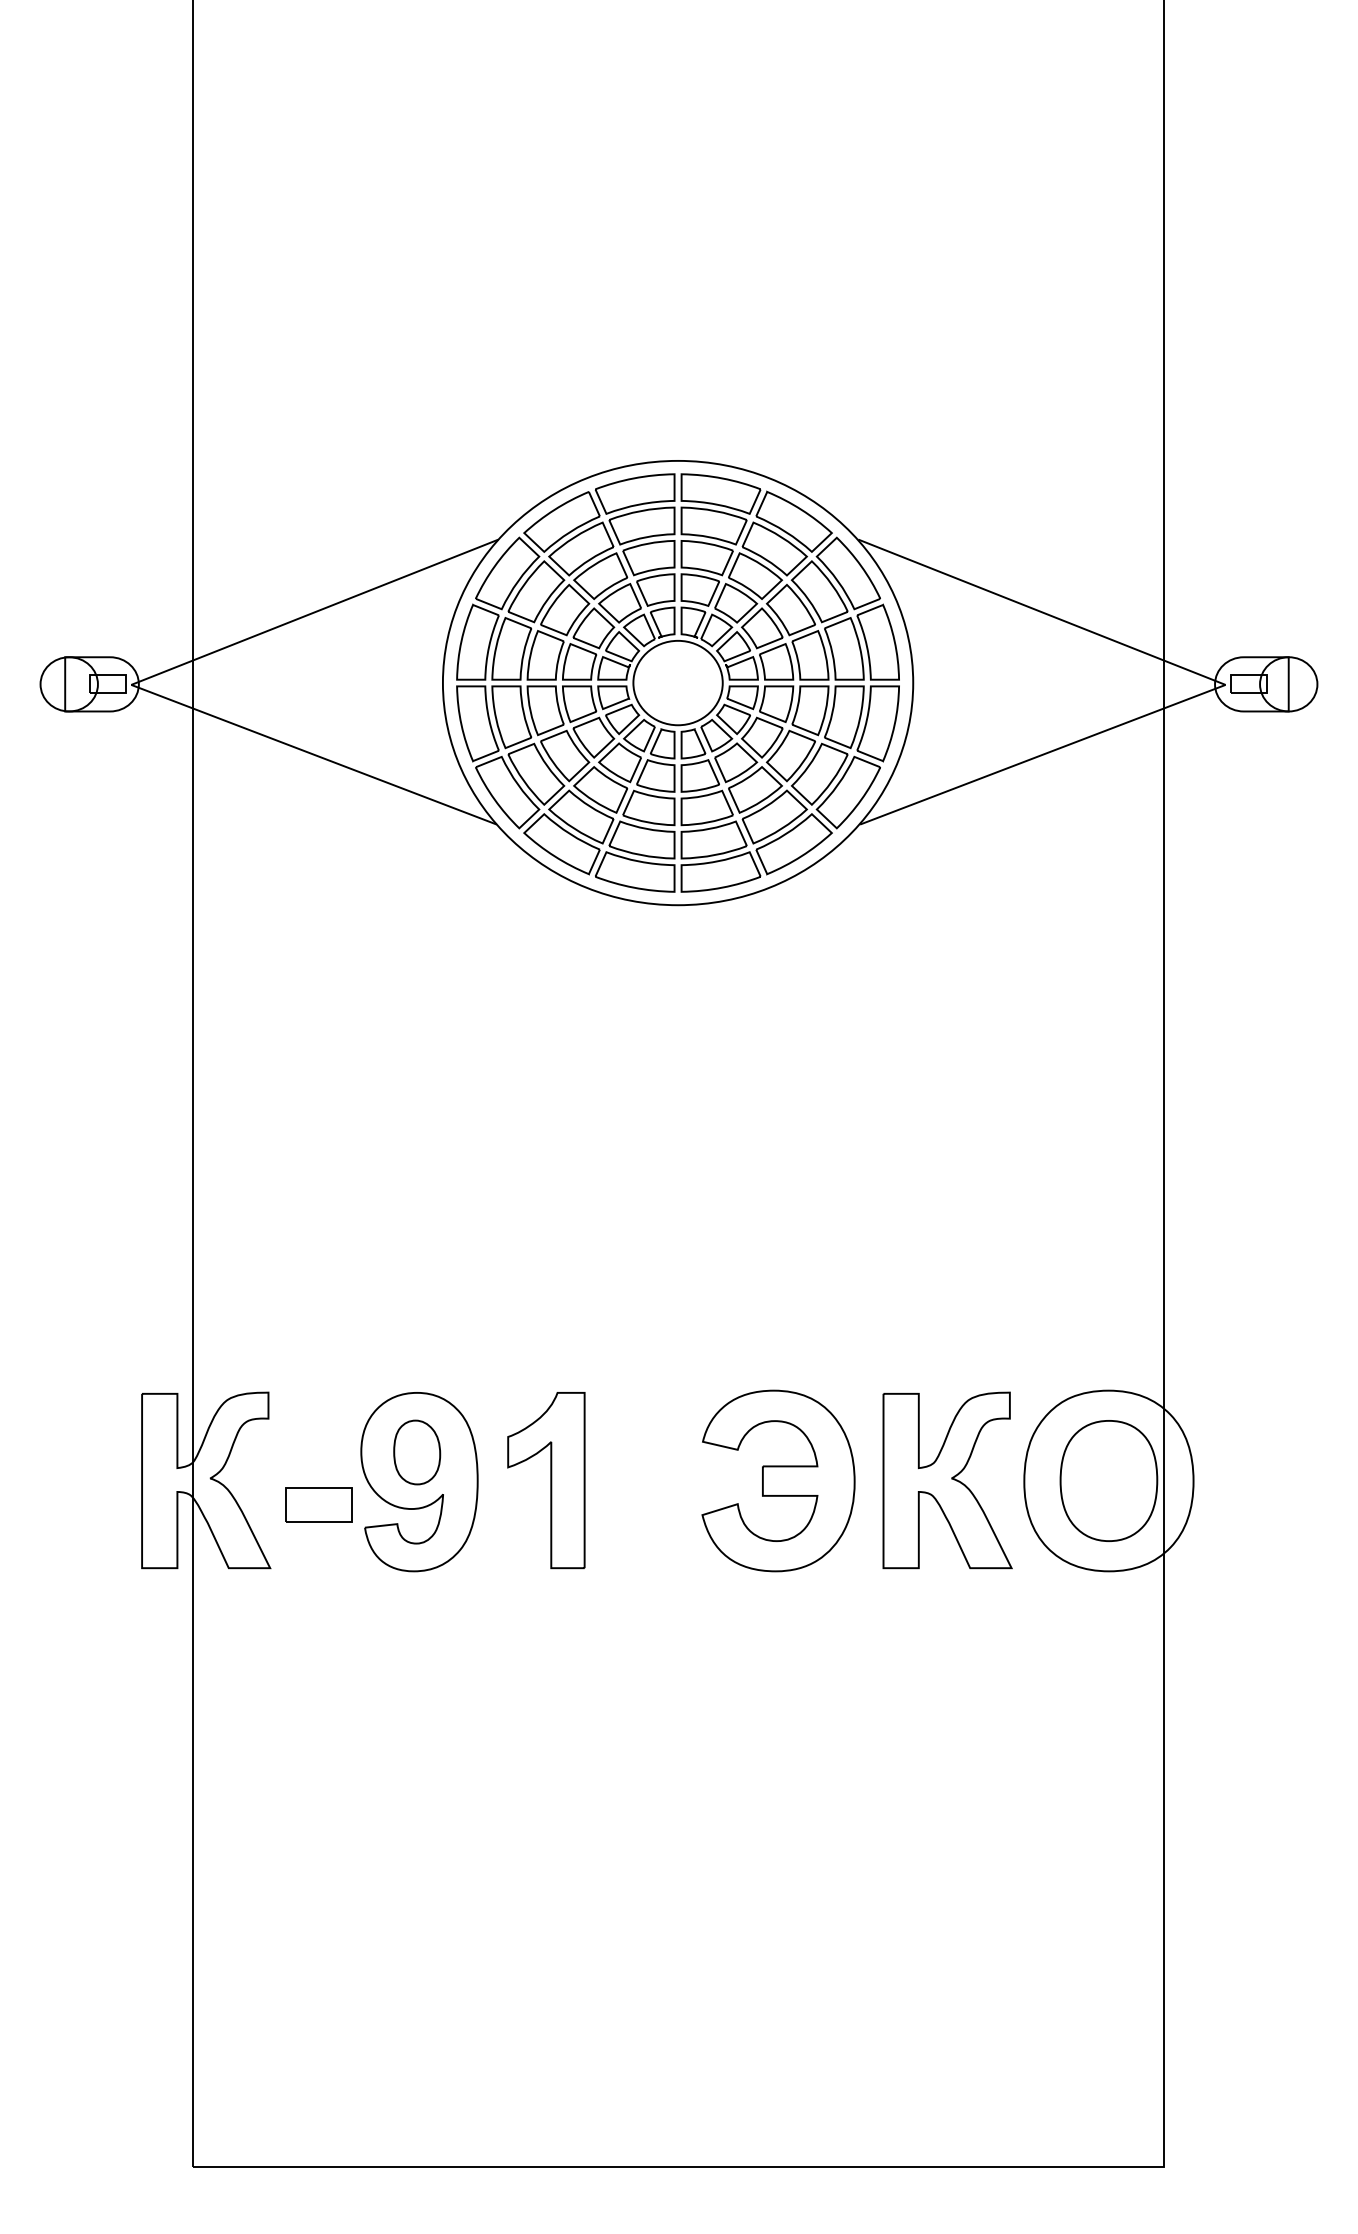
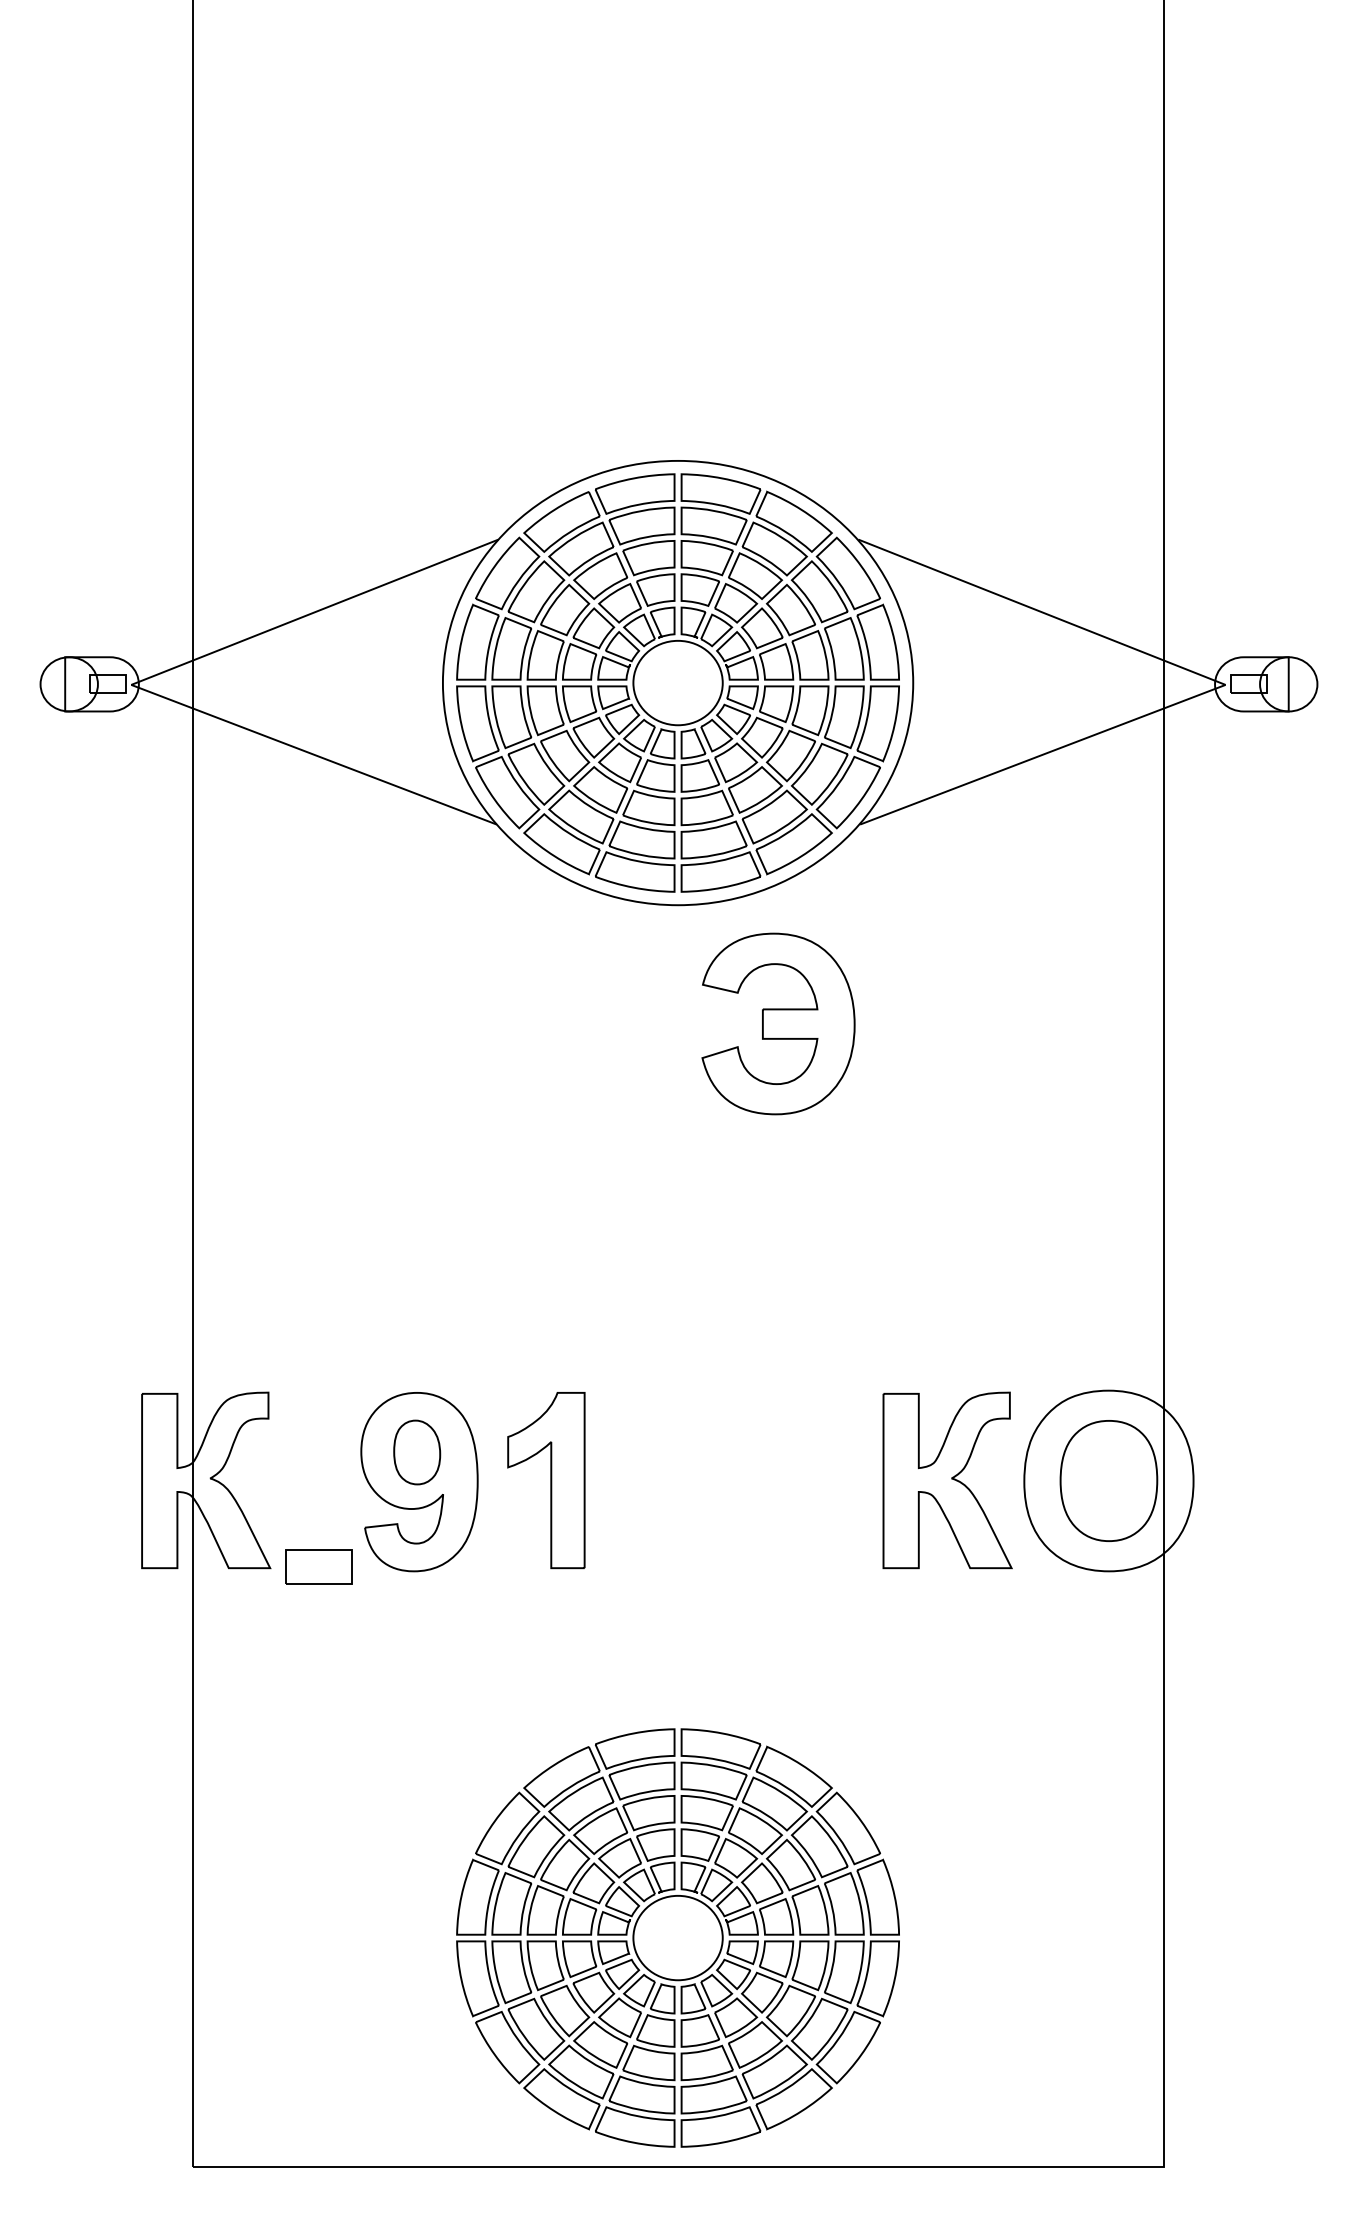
part position: (778, 1480) -> (778, 1023) (778, 1023)
part position: (318, 1504) -> (318, 1566) (318, 1566)
part: none -> present (677, 1937)
